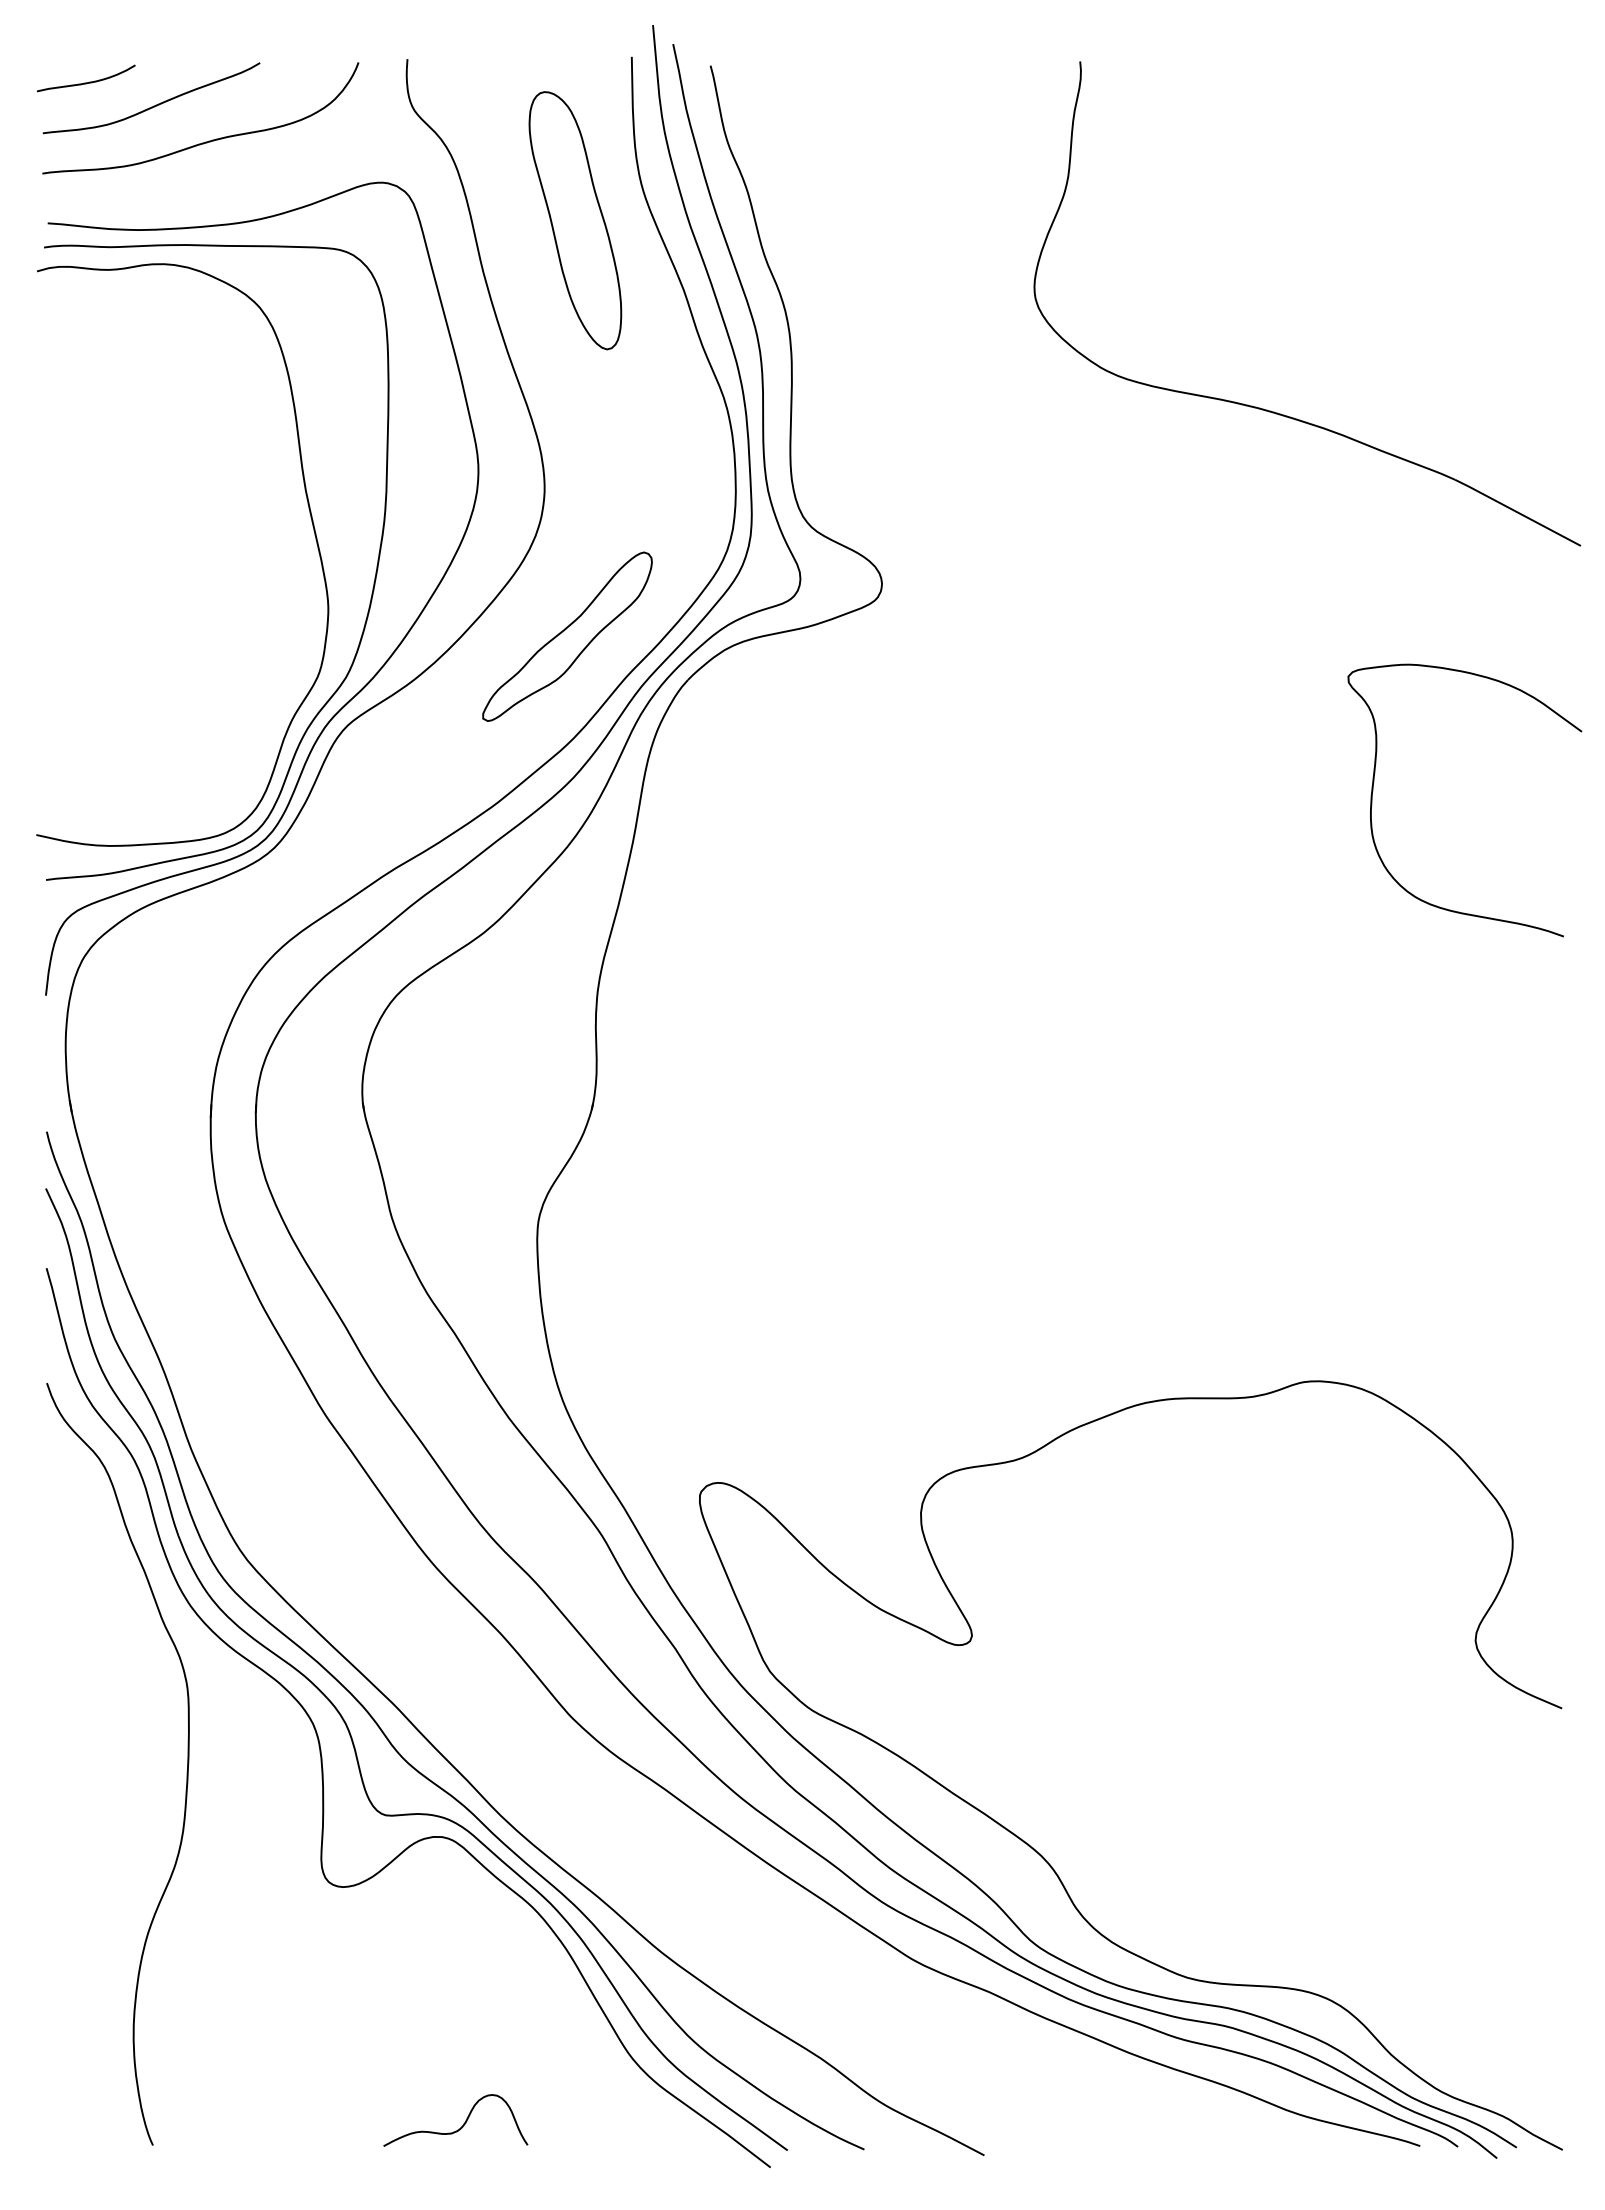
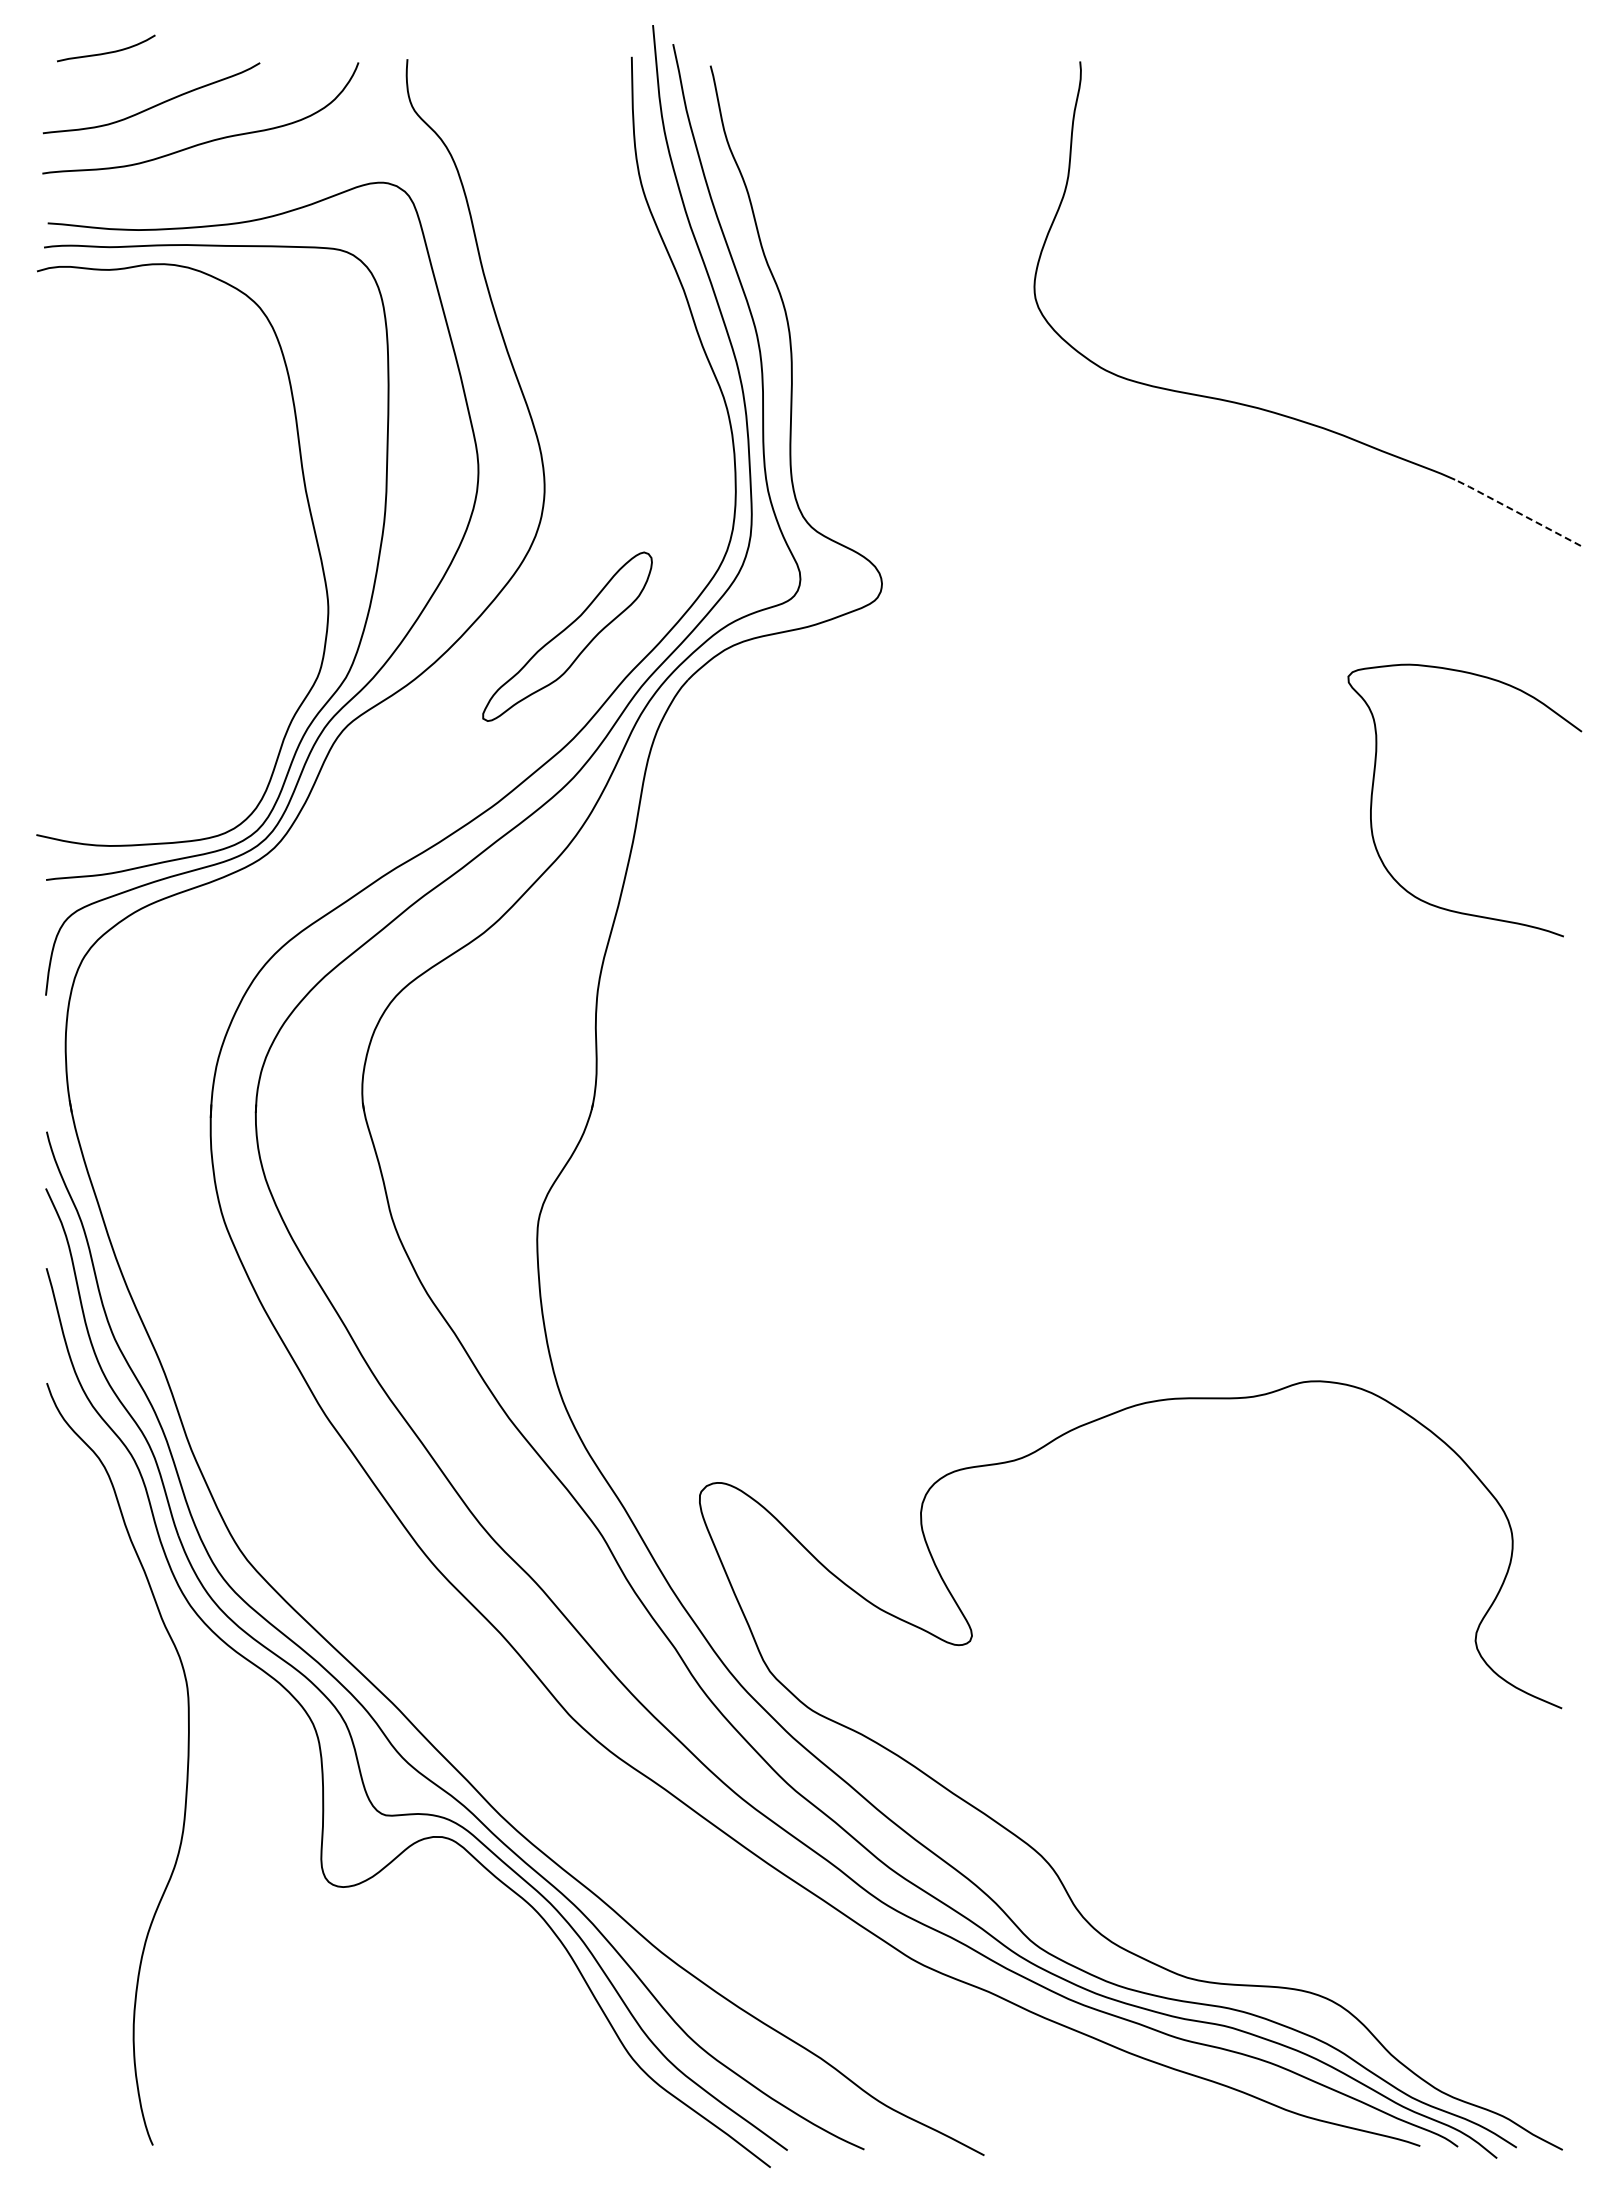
curve position: (86, 82) -> (106, 52) (106, 52)
part: present -> none (575, 220)
line: solid -> dashed (1517, 512)
curve: present -> none (461, 2126)
